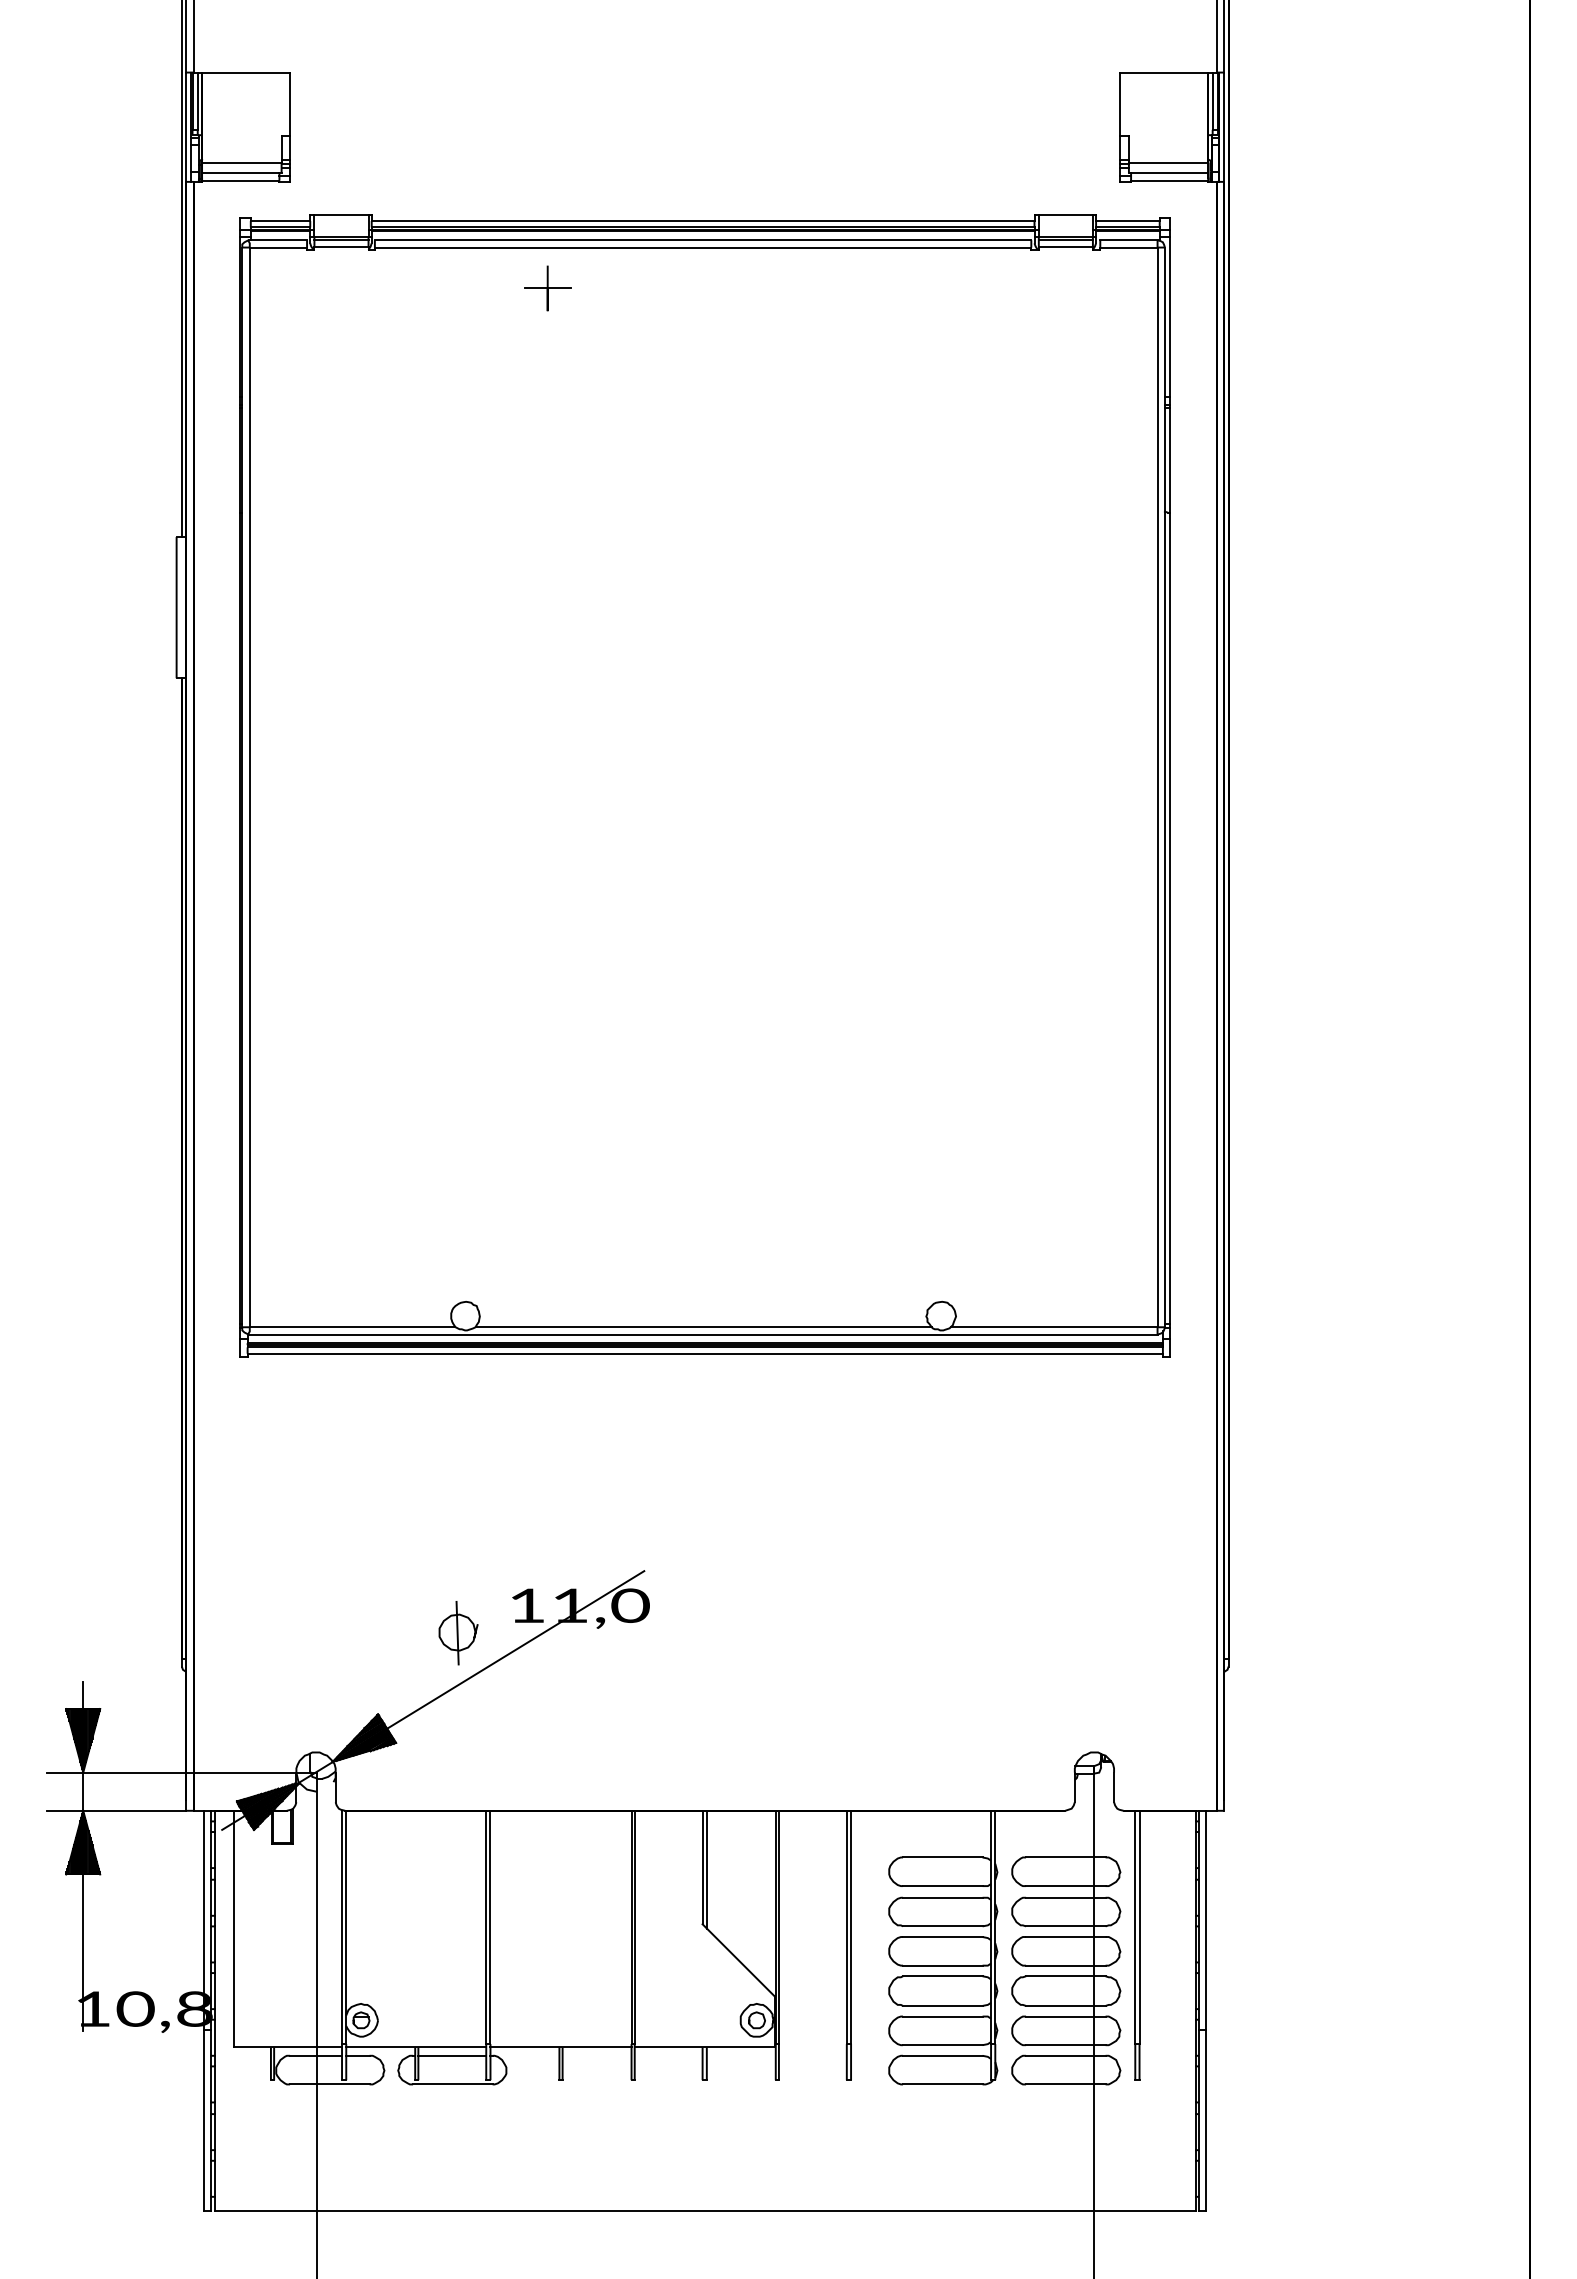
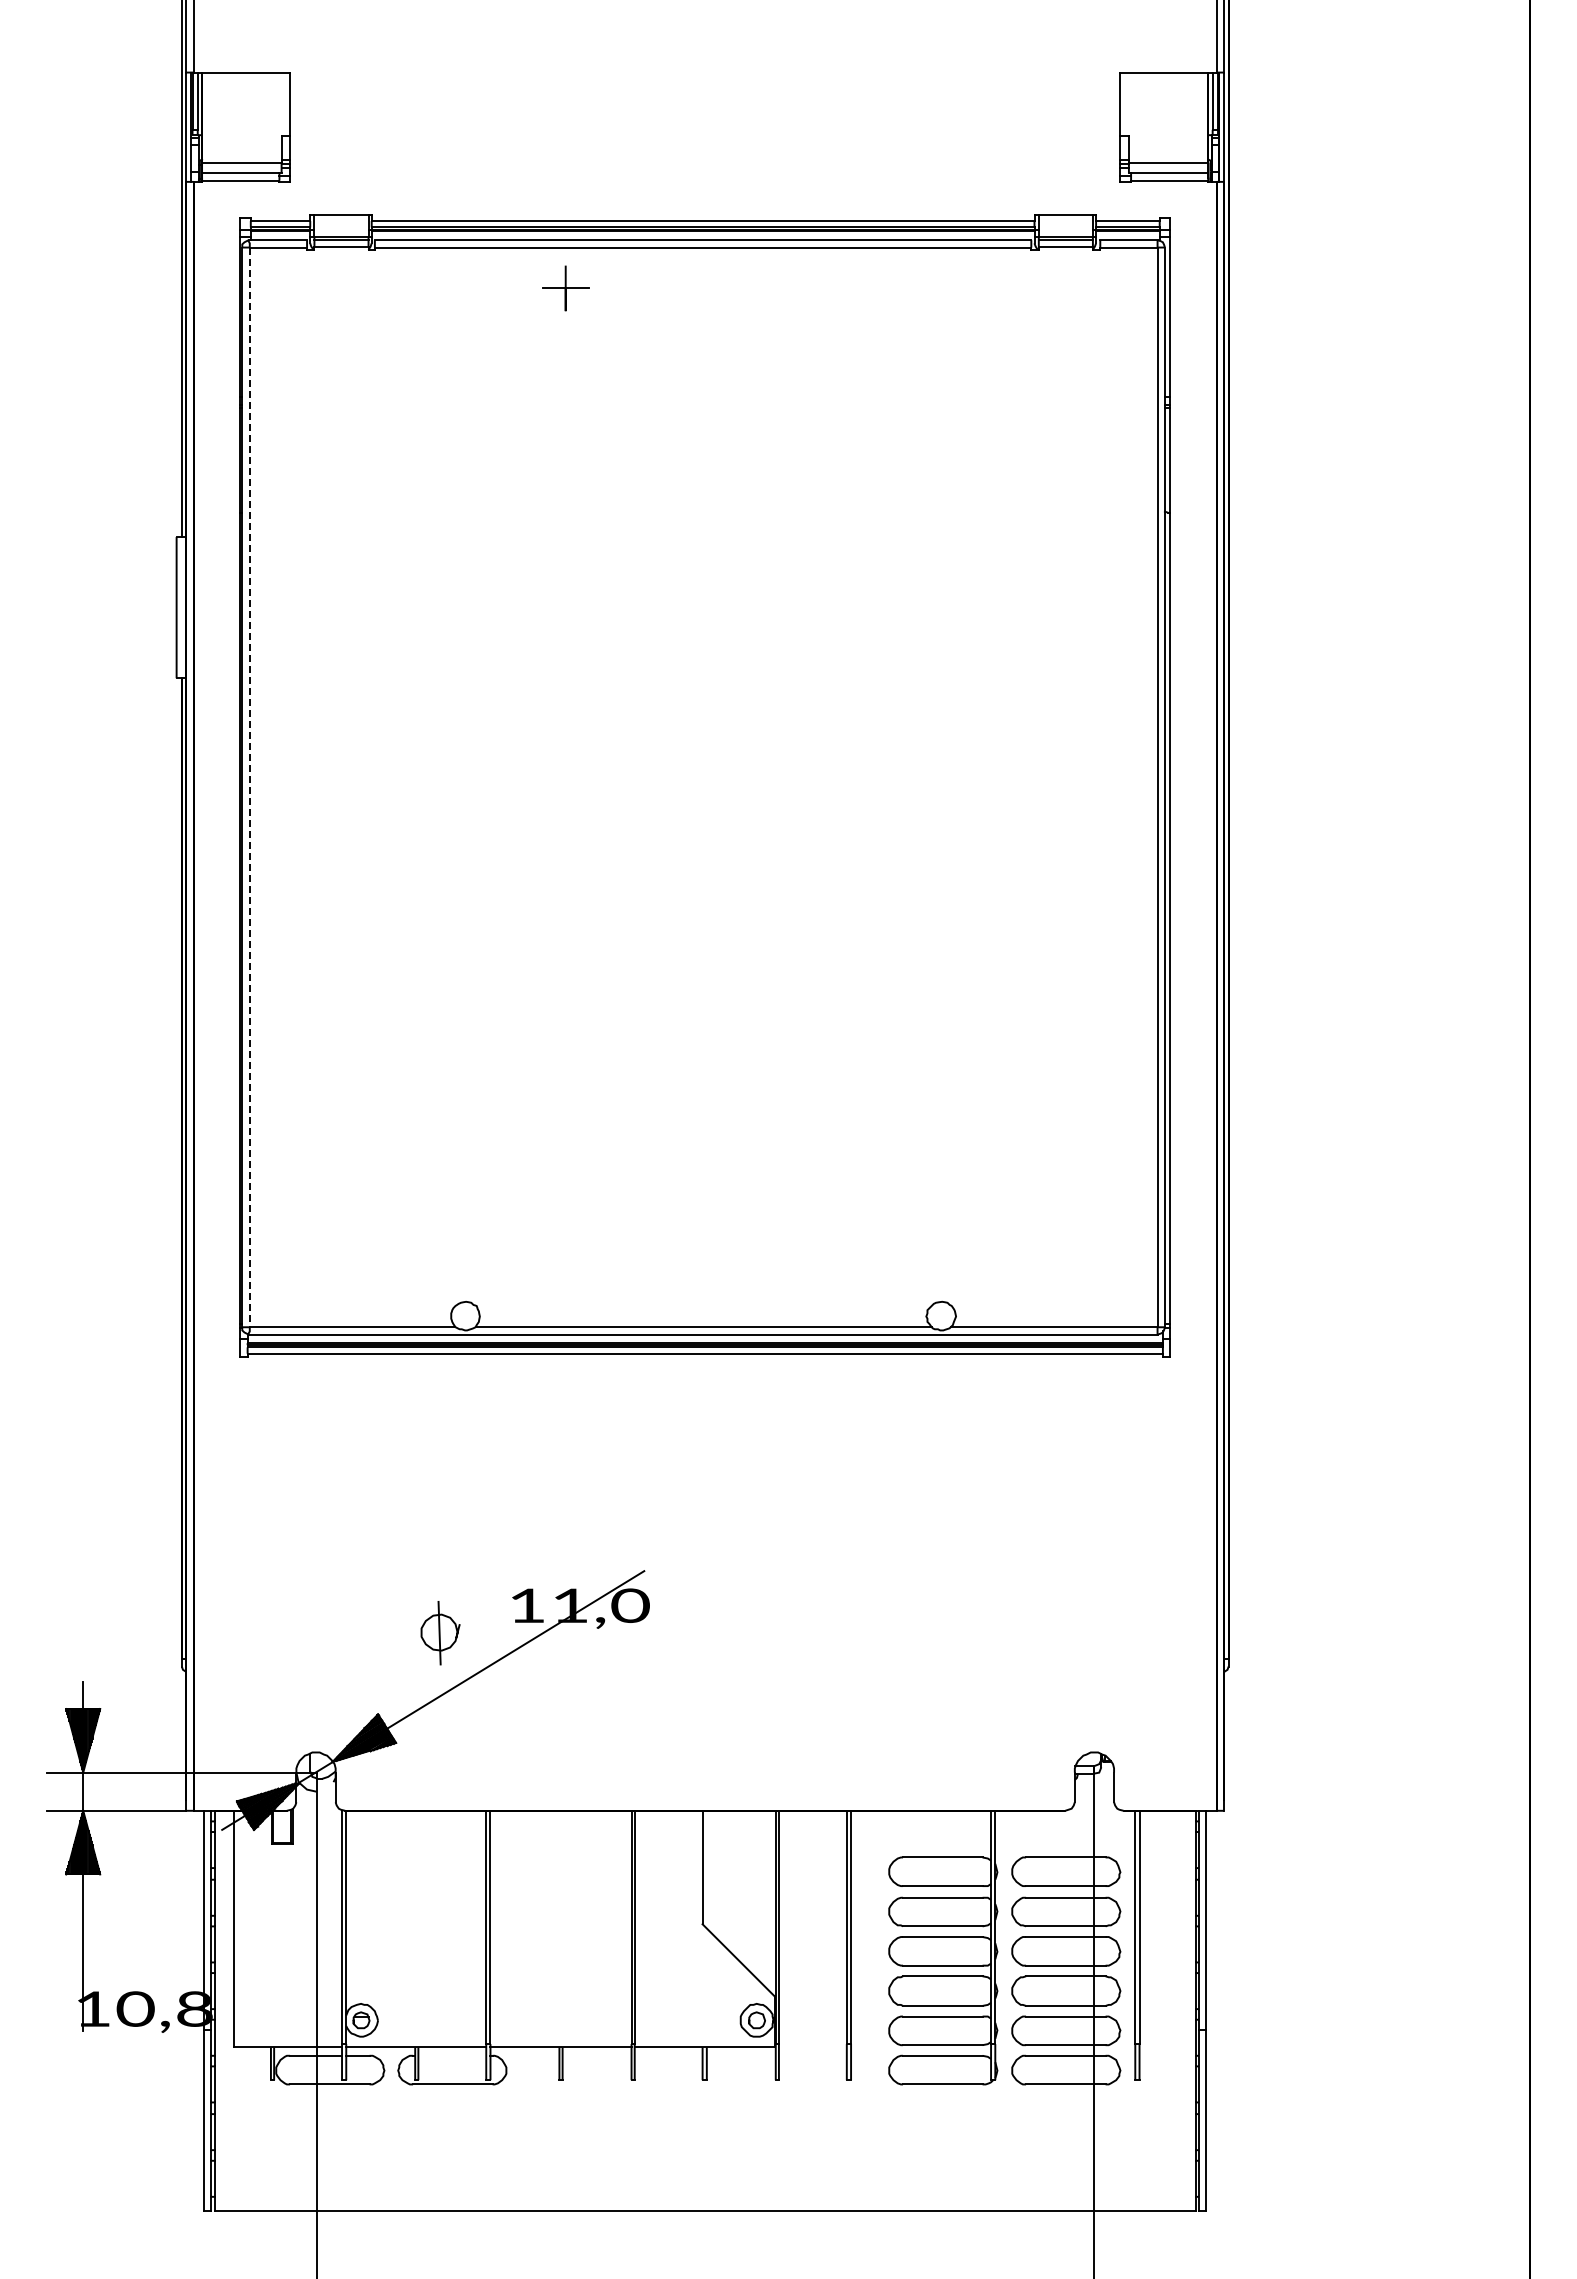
part position: (547, 288) -> (565, 288) (565, 288)
line: solid -> dashed (249, 787)
part position: (458, 1633) -> (440, 1633) (440, 1633)
line: present -> none (706, 1869)
line: present -> none (452, 2055)
